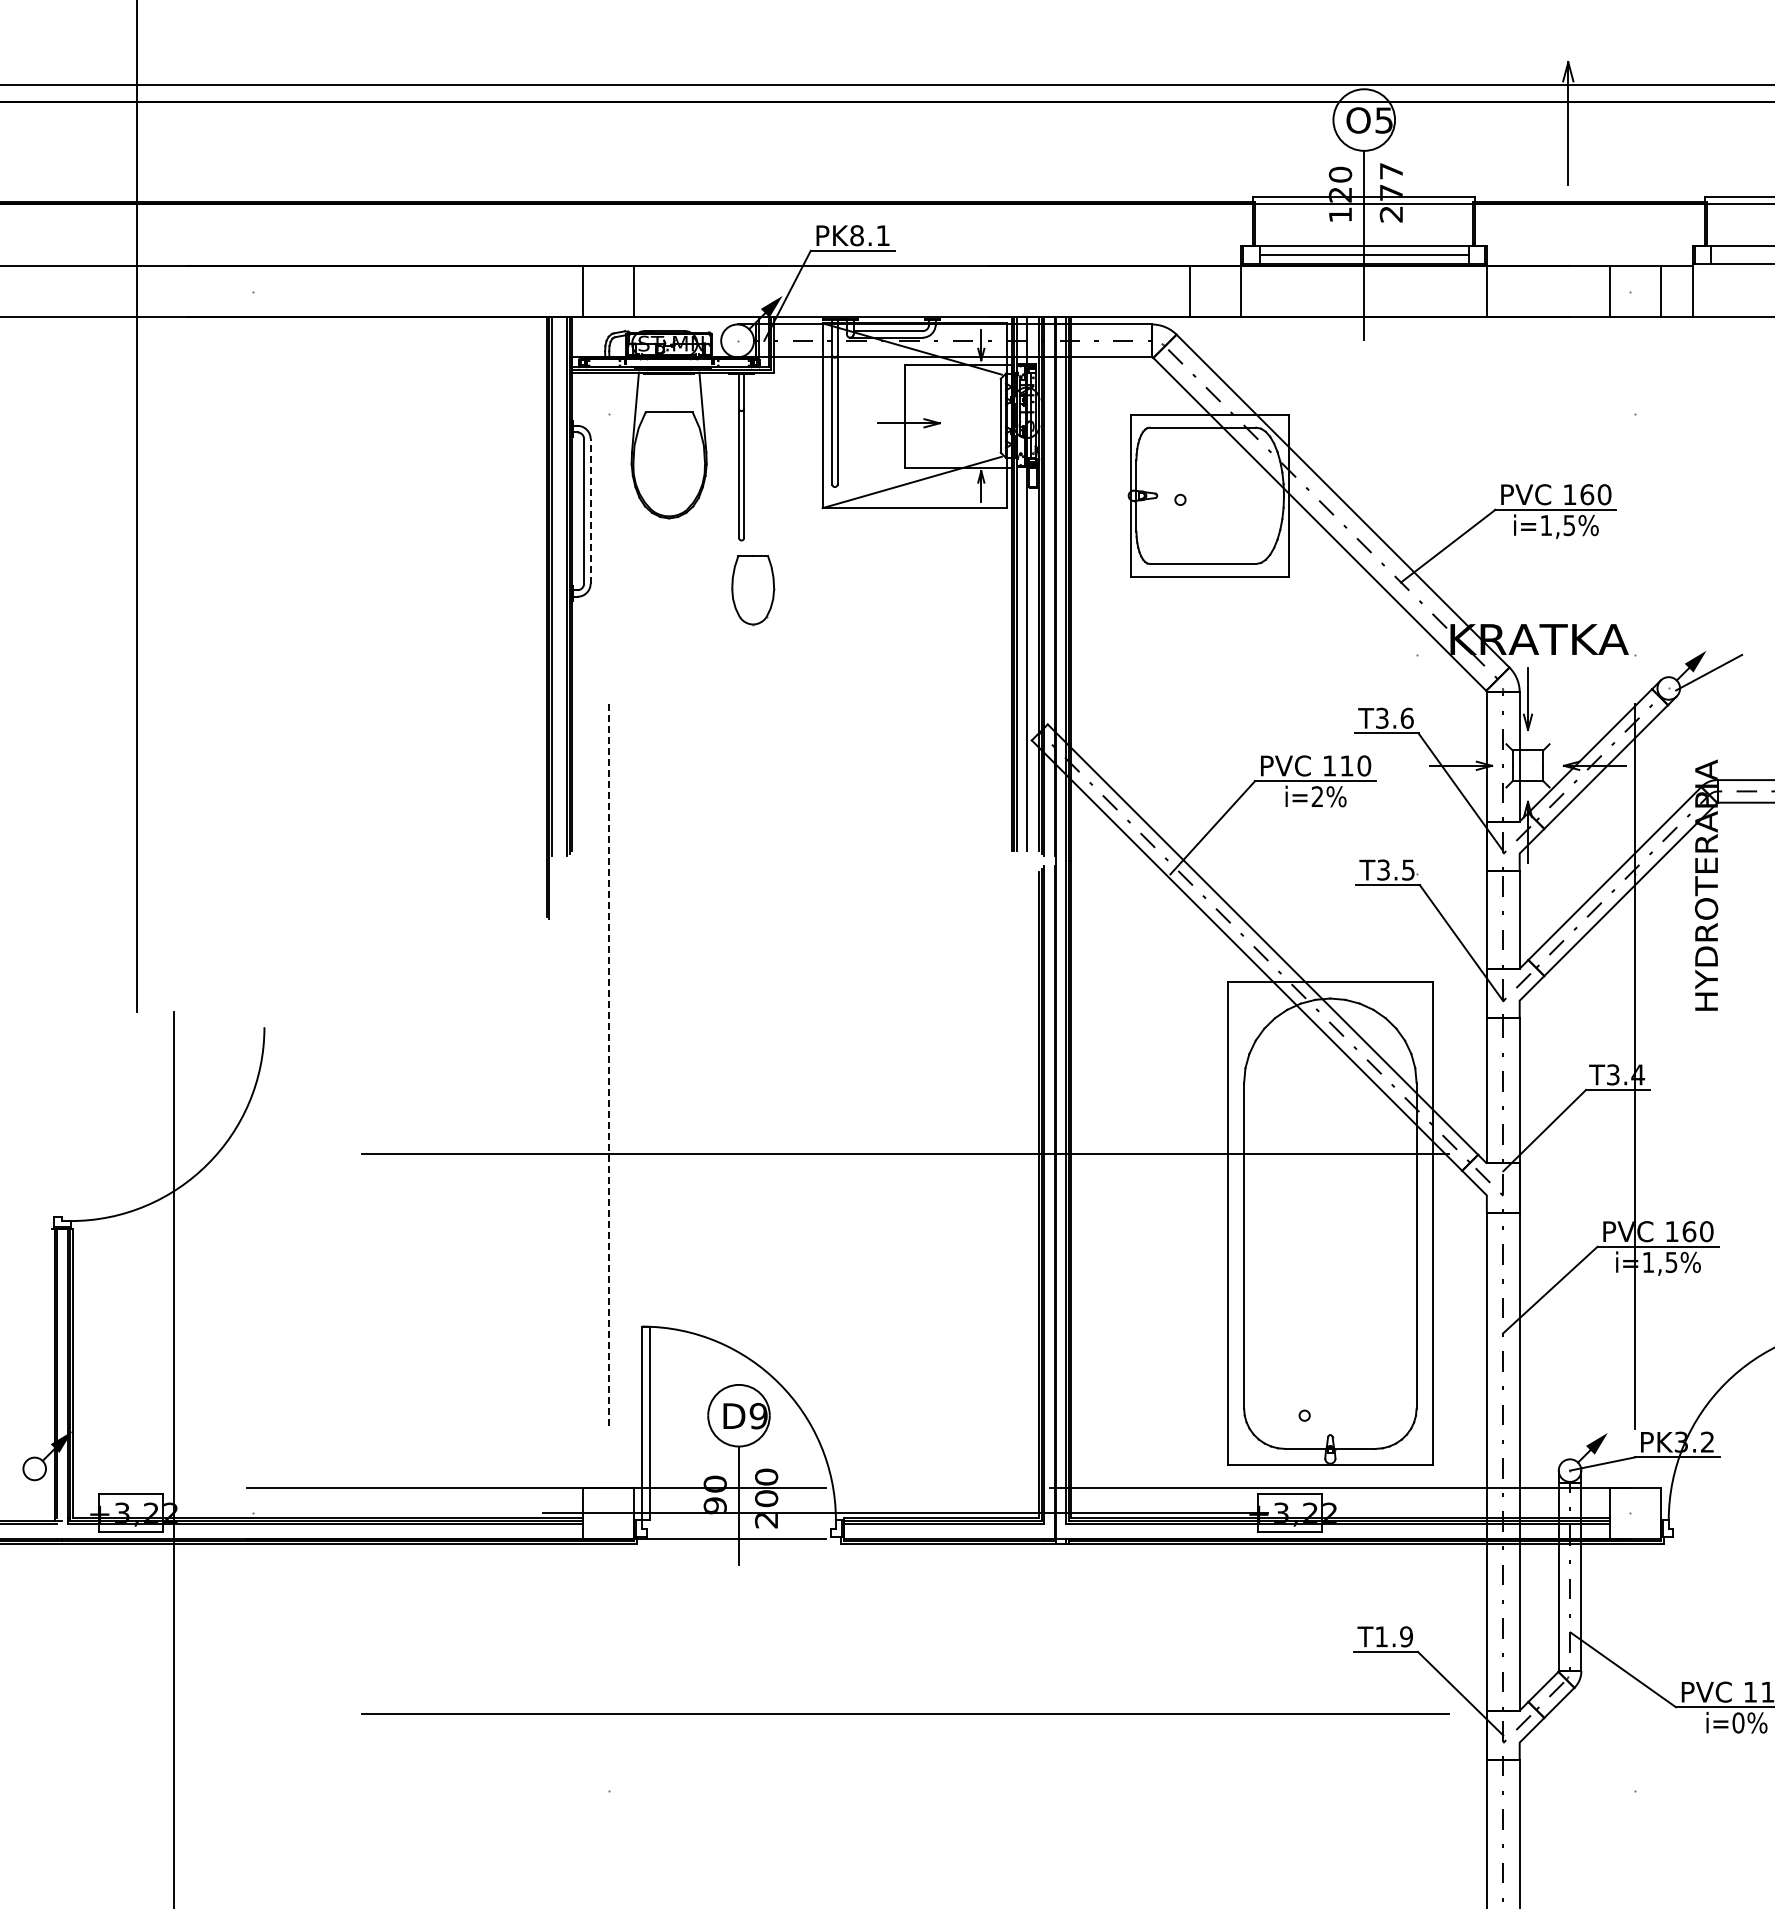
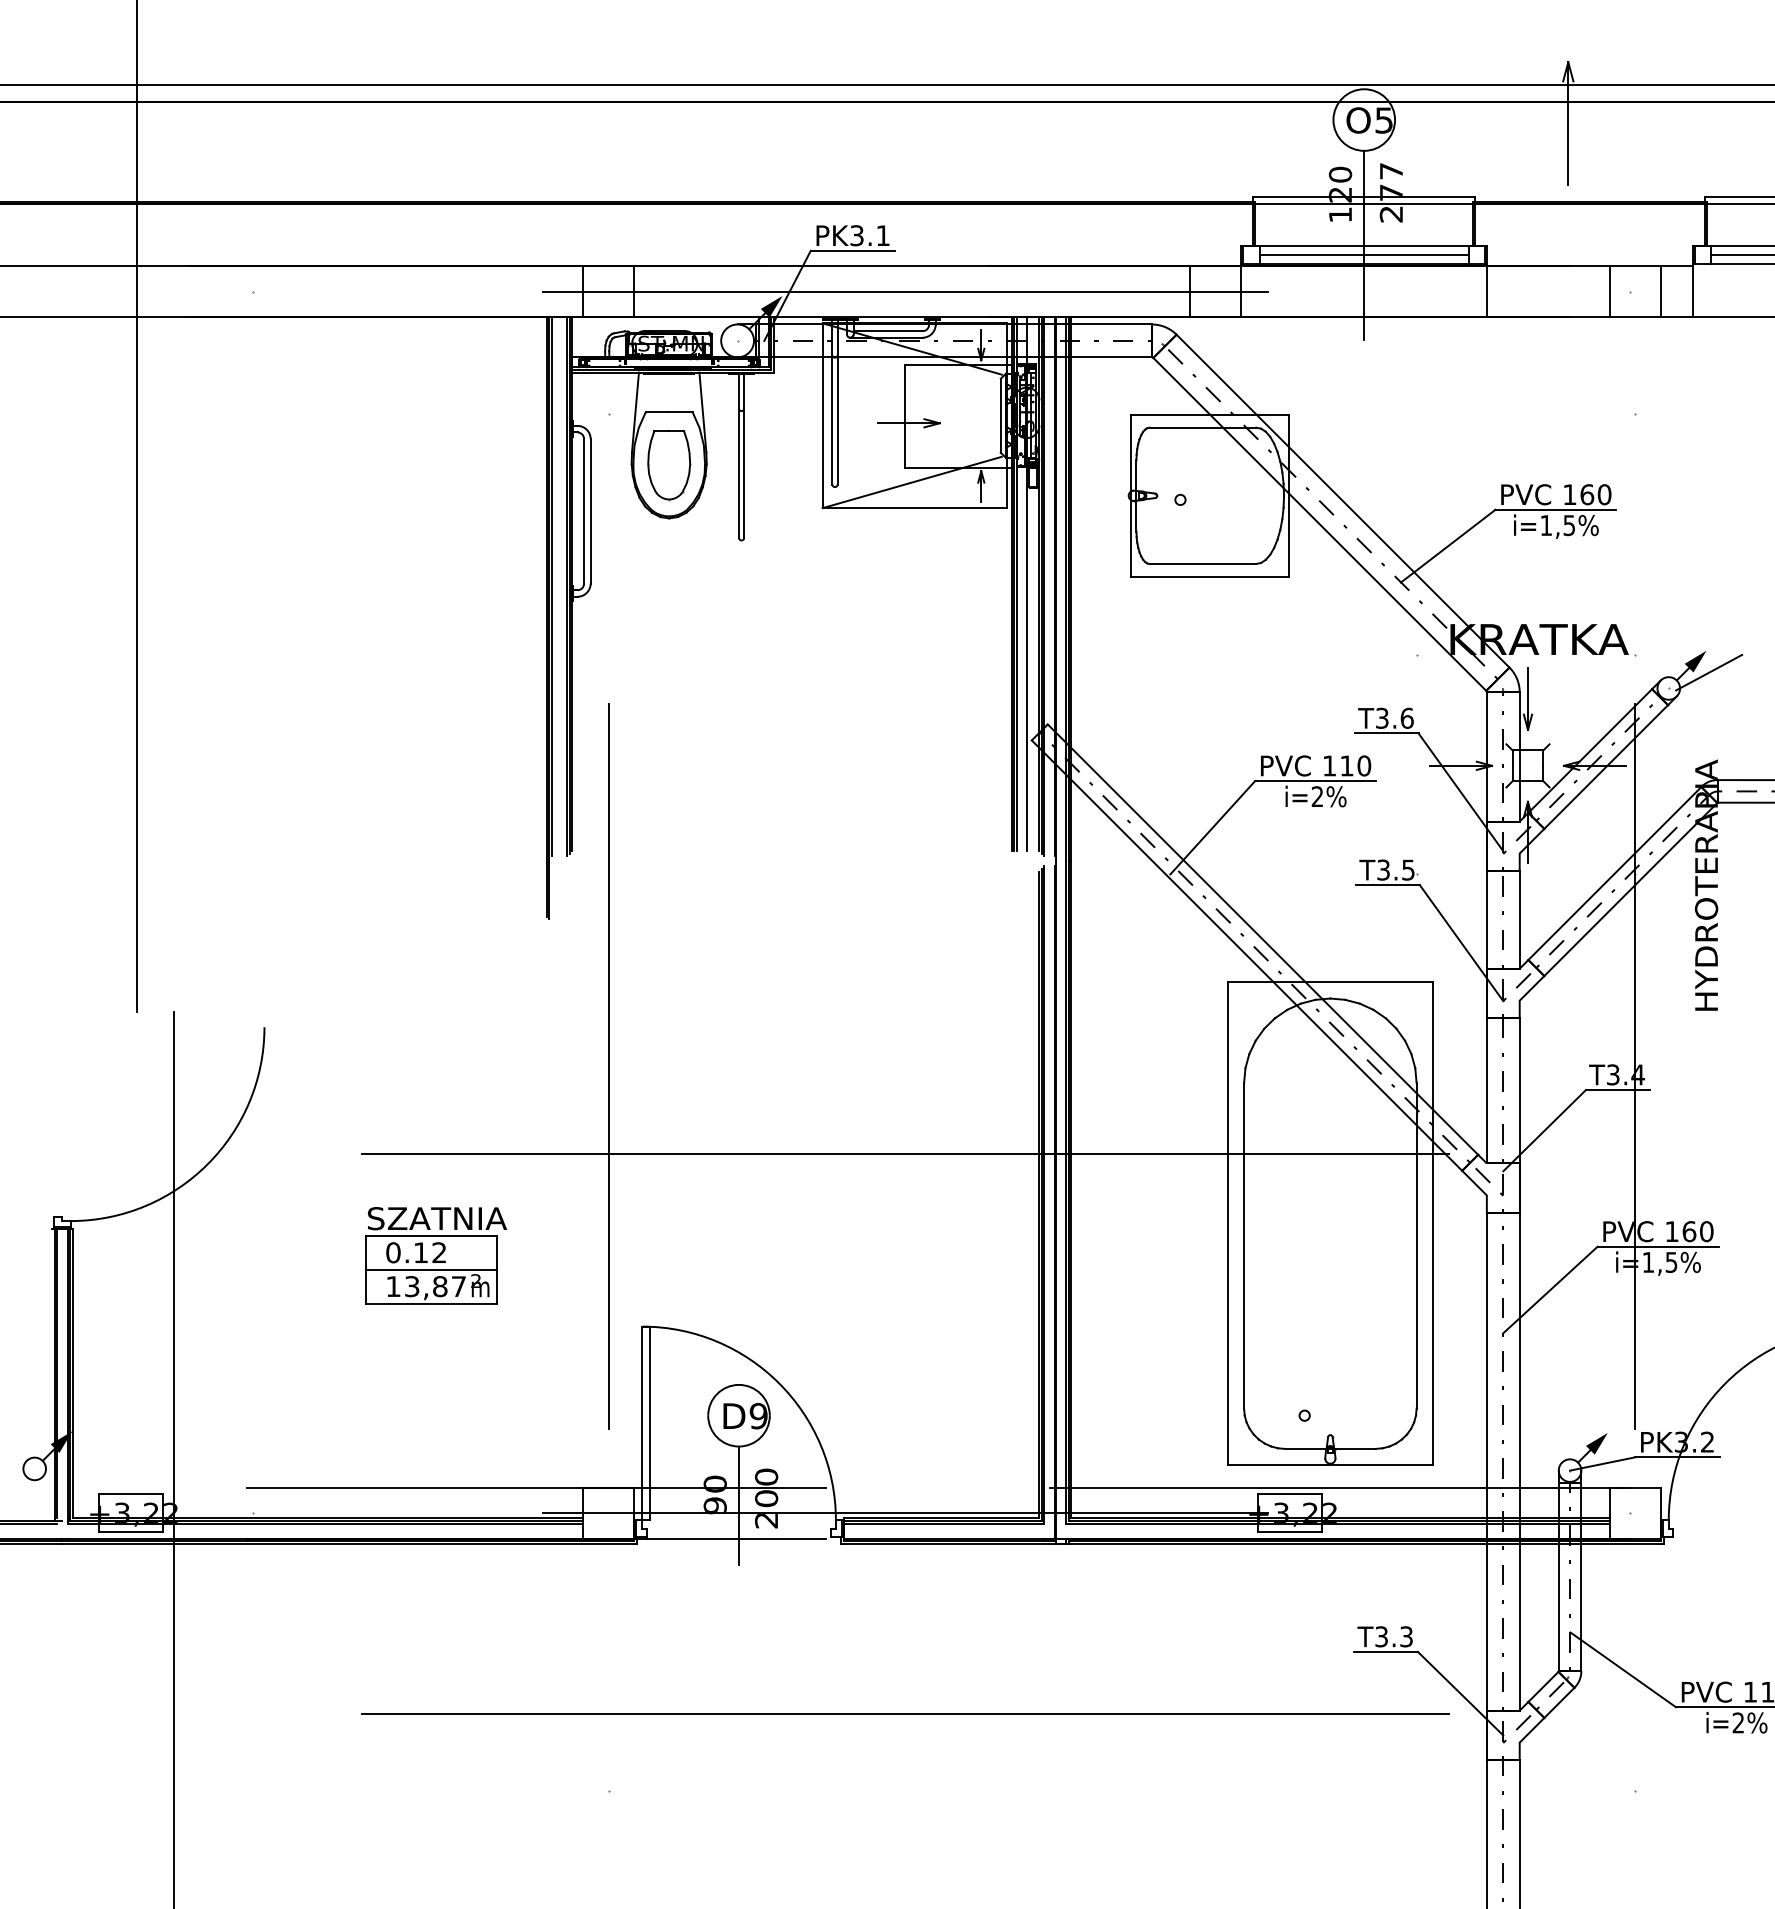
text: PK8.1 -> PK3.1 (856, 235)
line: none -> present (1741, 255)
line: none -> present (905, 291)
line: dashed -> solid (590, 510)
part position: (753, 590) -> (669, 465) (669, 465)
line: dashed -> solid (608, 1066)
part: none -> present (435, 1255)
text: T1.9 -> T3.3 (1393, 1636)
text: i=0% -> i=2% (1738, 1722)
